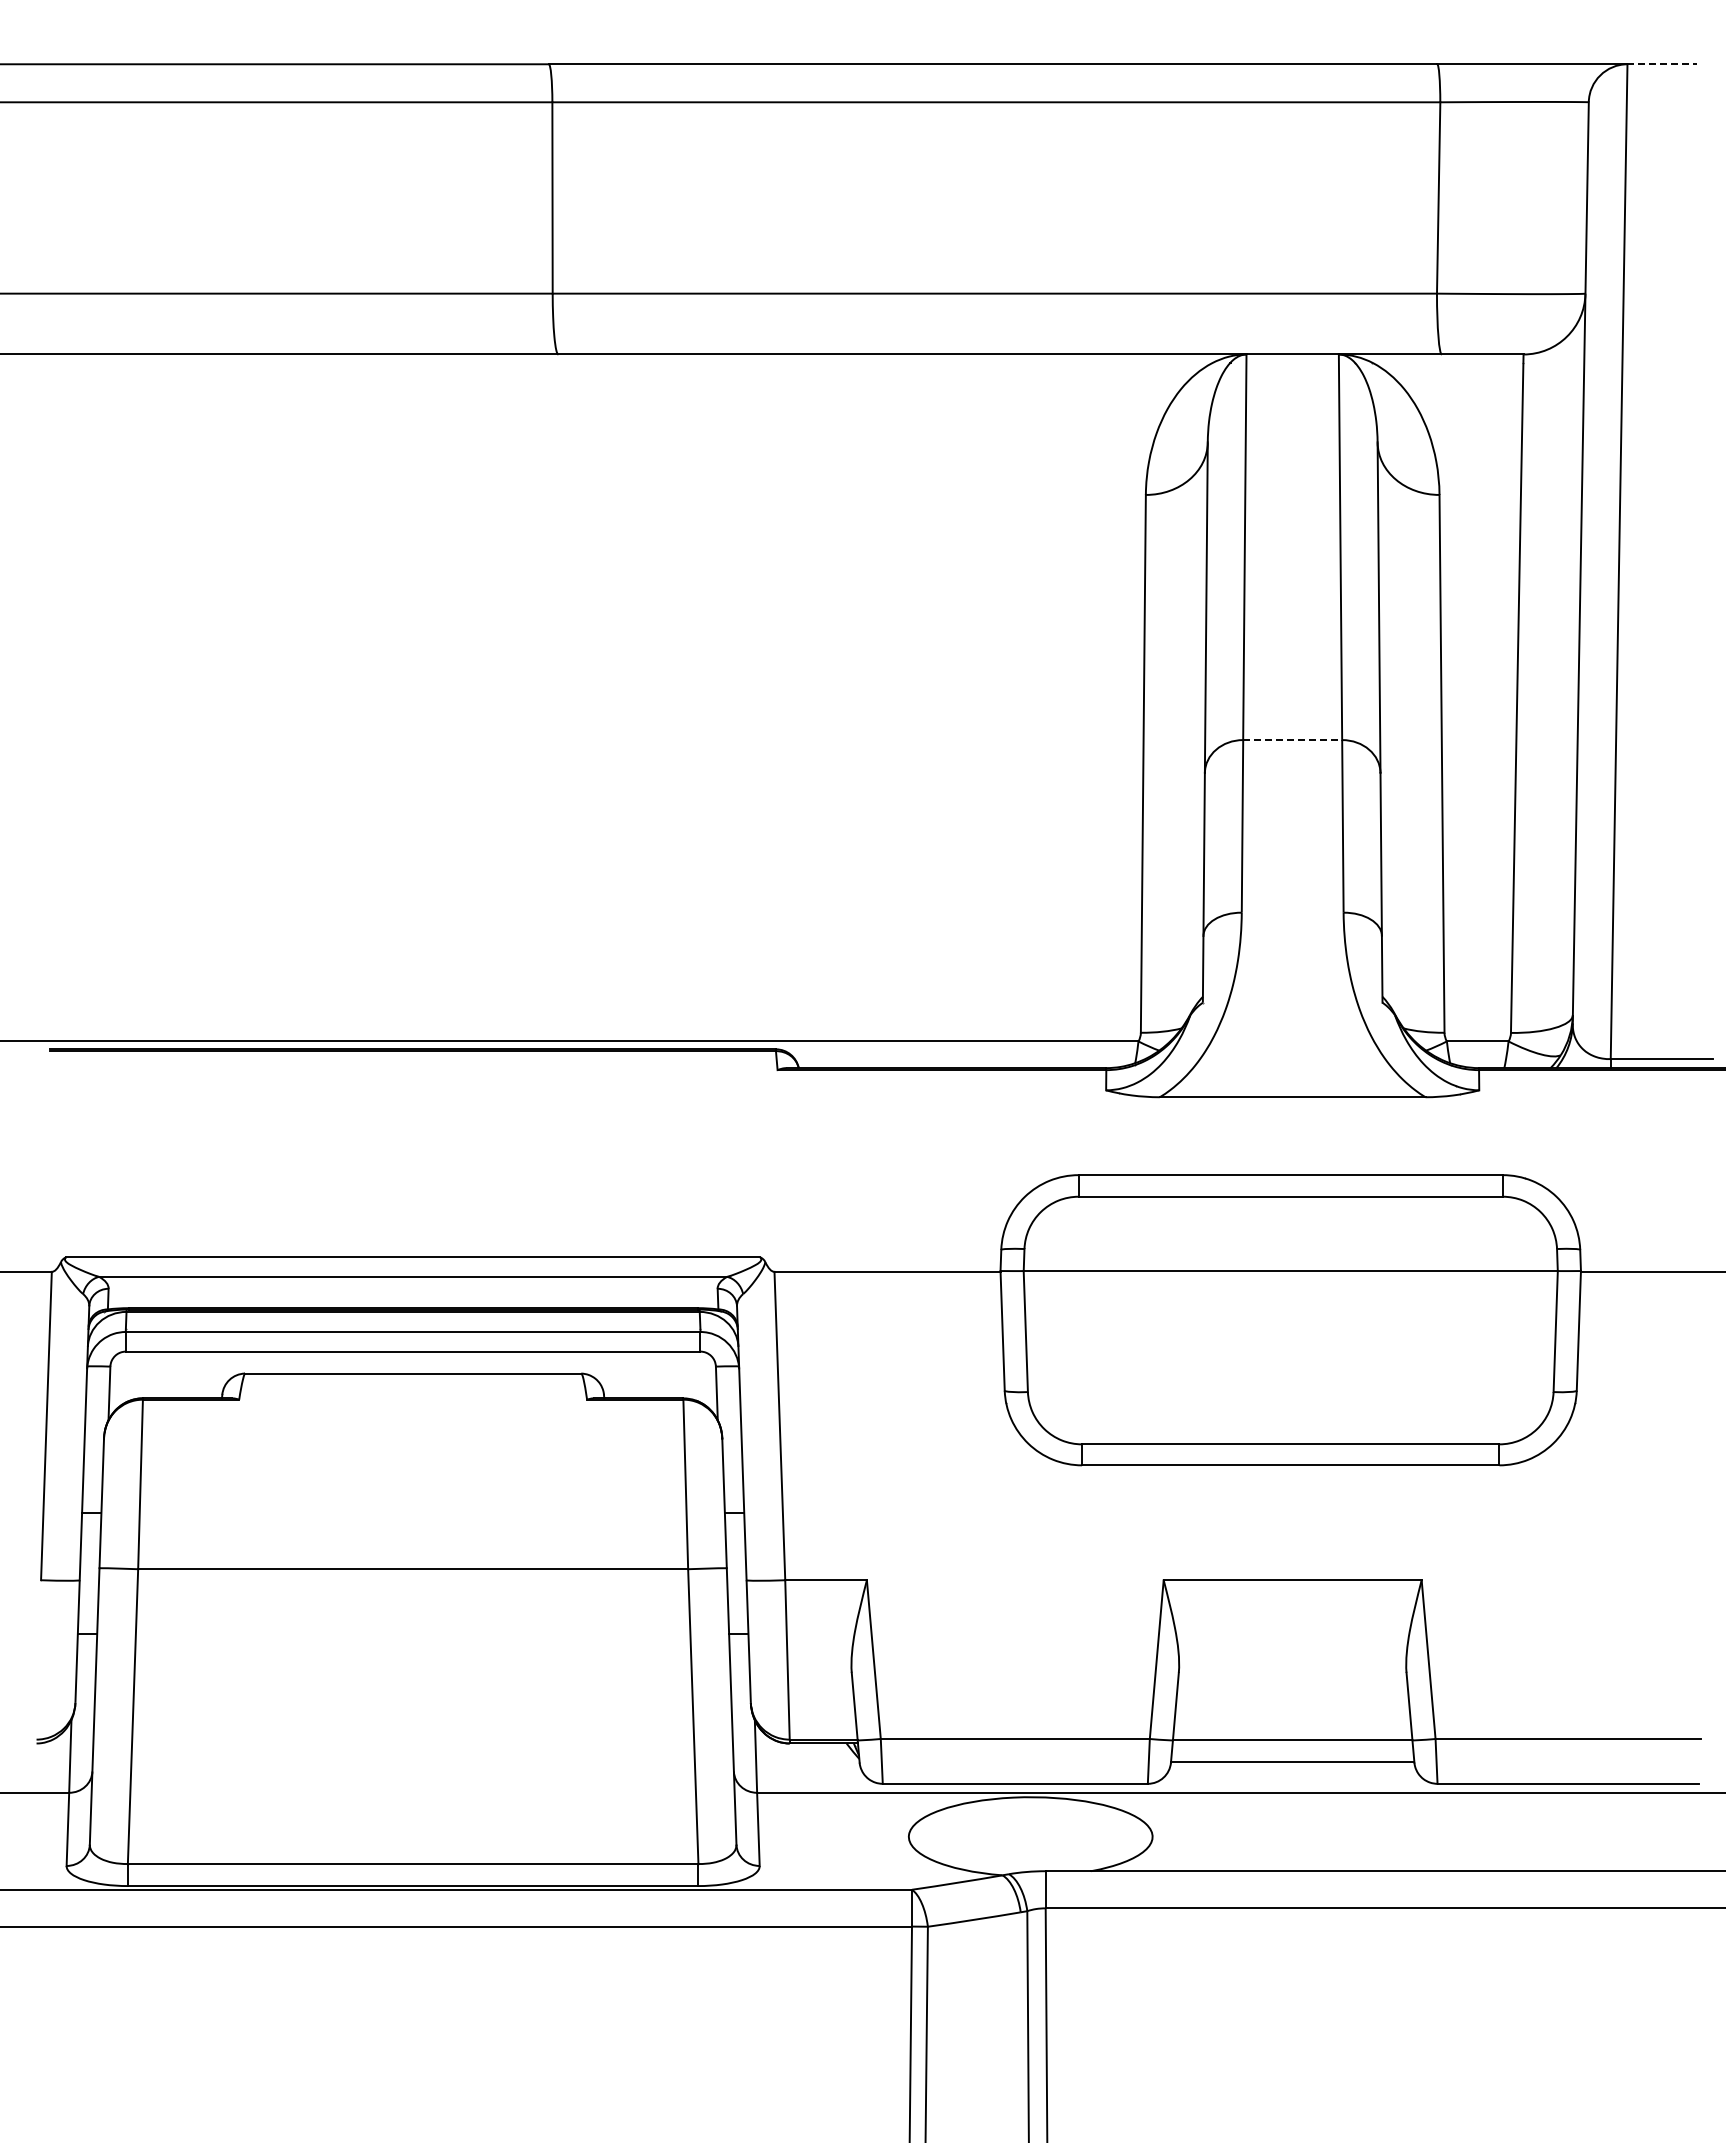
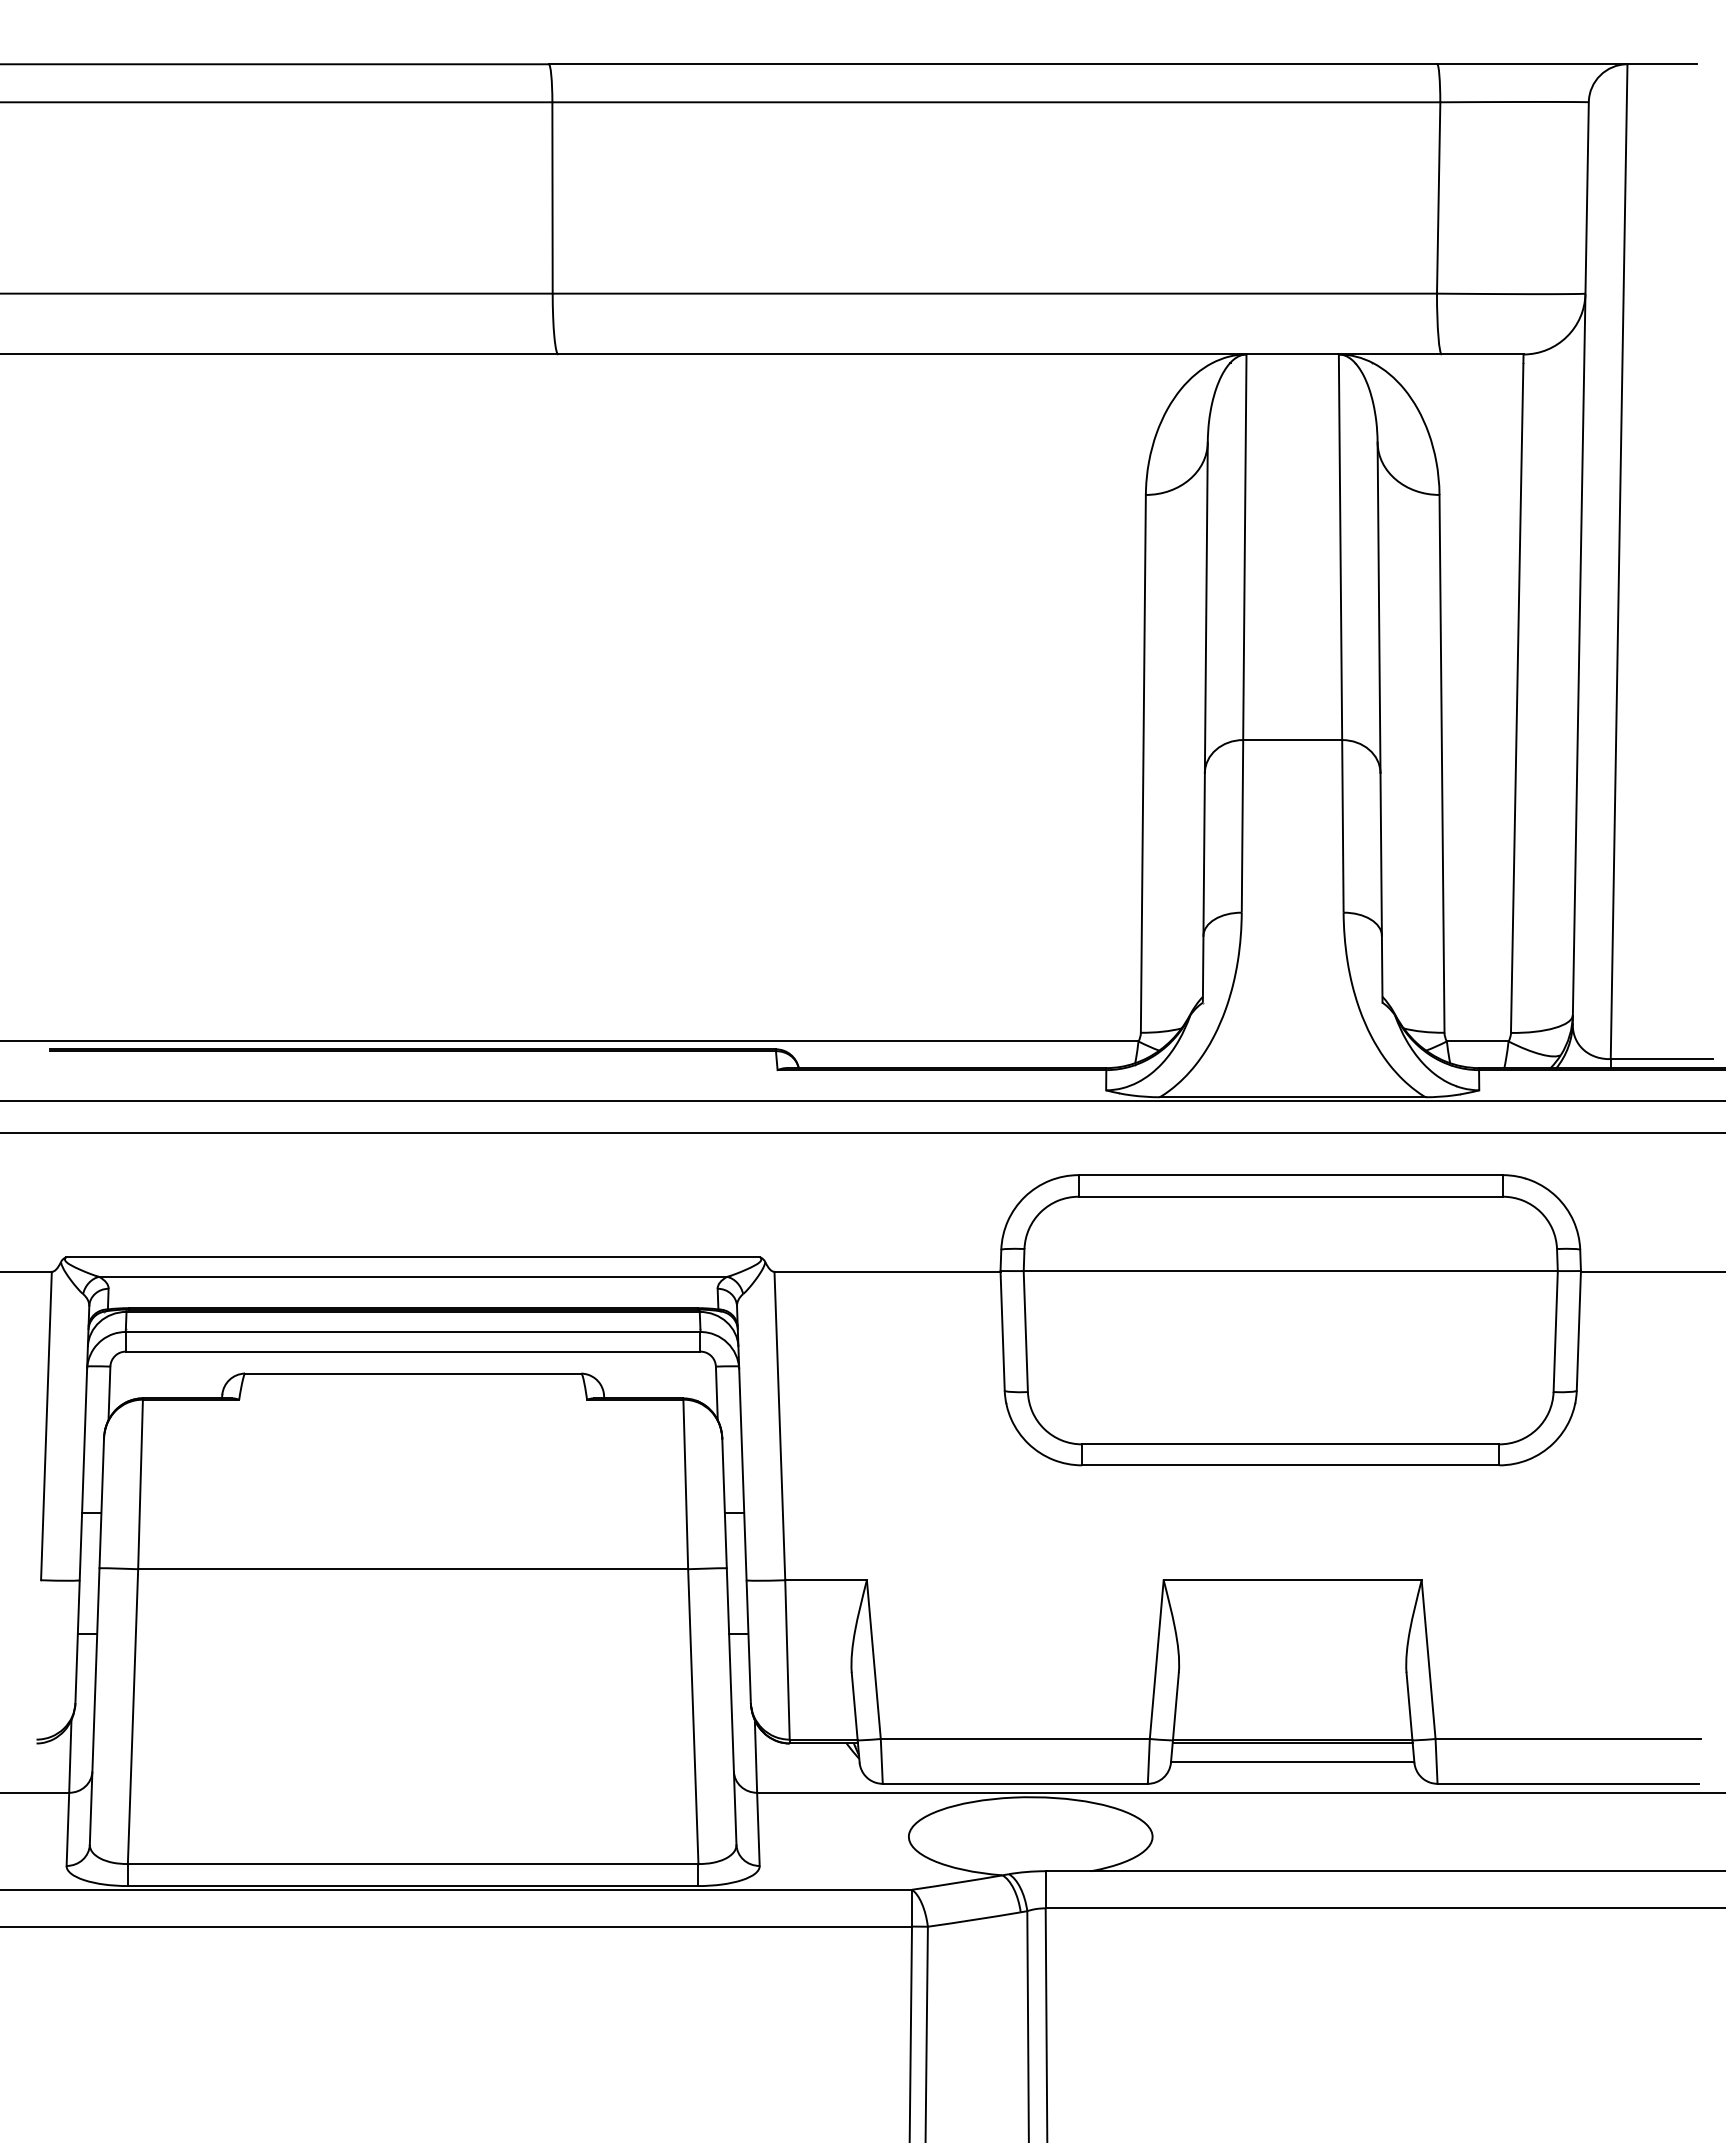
line: dashed -> solid (1662, 64)
line: dashed -> solid (1293, 740)
line: none -> present (862, 1100)
line: none -> present (862, 1132)
line: none -> present (1292, 1743)
